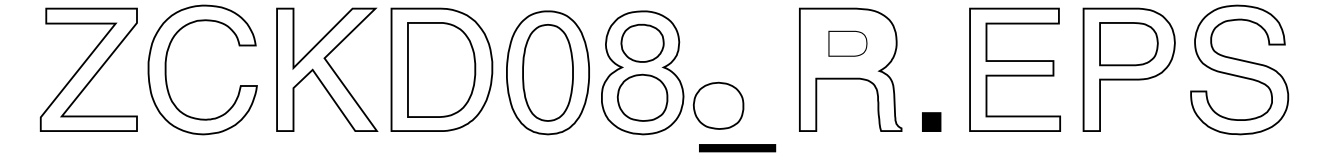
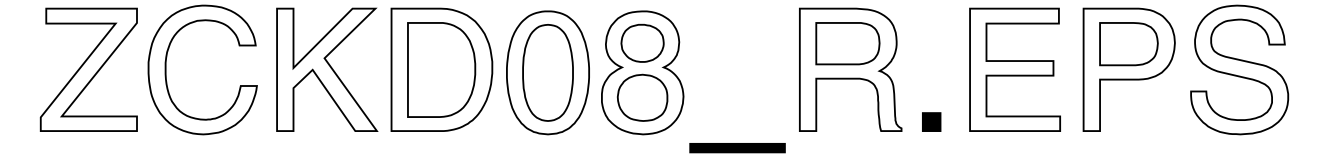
part size: 40x27 px -> 66x44 px (847, 43)
part: present -> none (718, 105)
part size: 78x9 px -> 97x11 px (737, 148)
